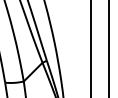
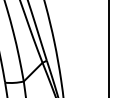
line: present -> none (91, 48)
